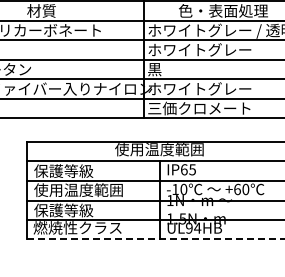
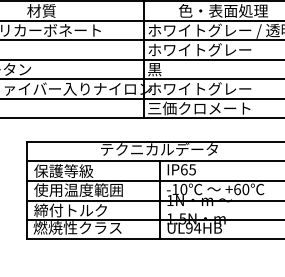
text: 使用温度範囲 -> テクニカルデータ (159, 149)
text: 保護等級 -> 締付トルク (70, 210)
line: dashed -> solid (156, 239)
